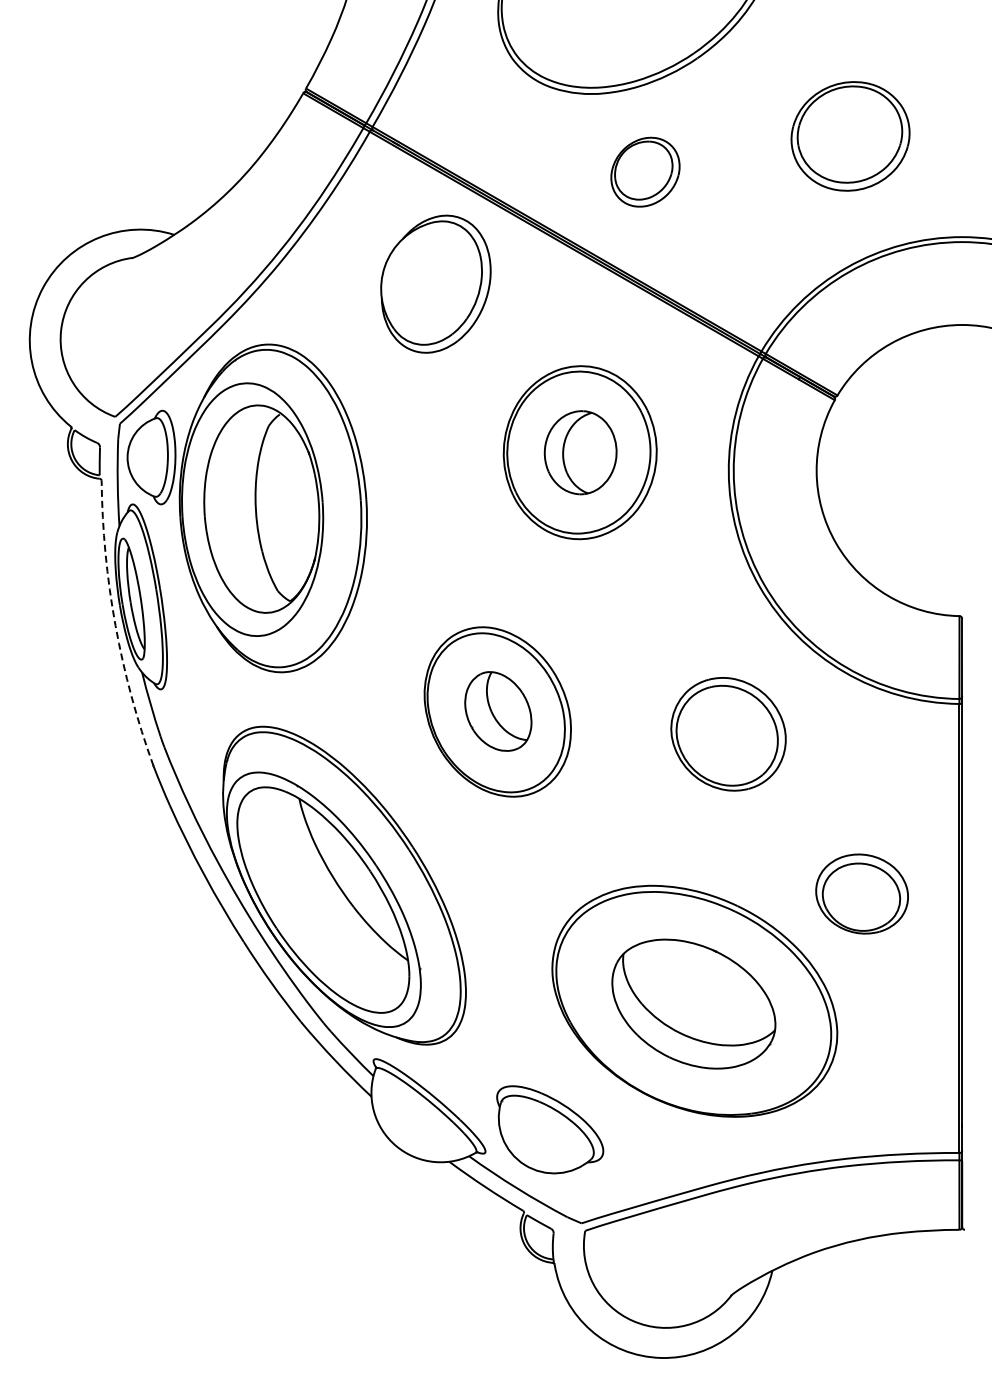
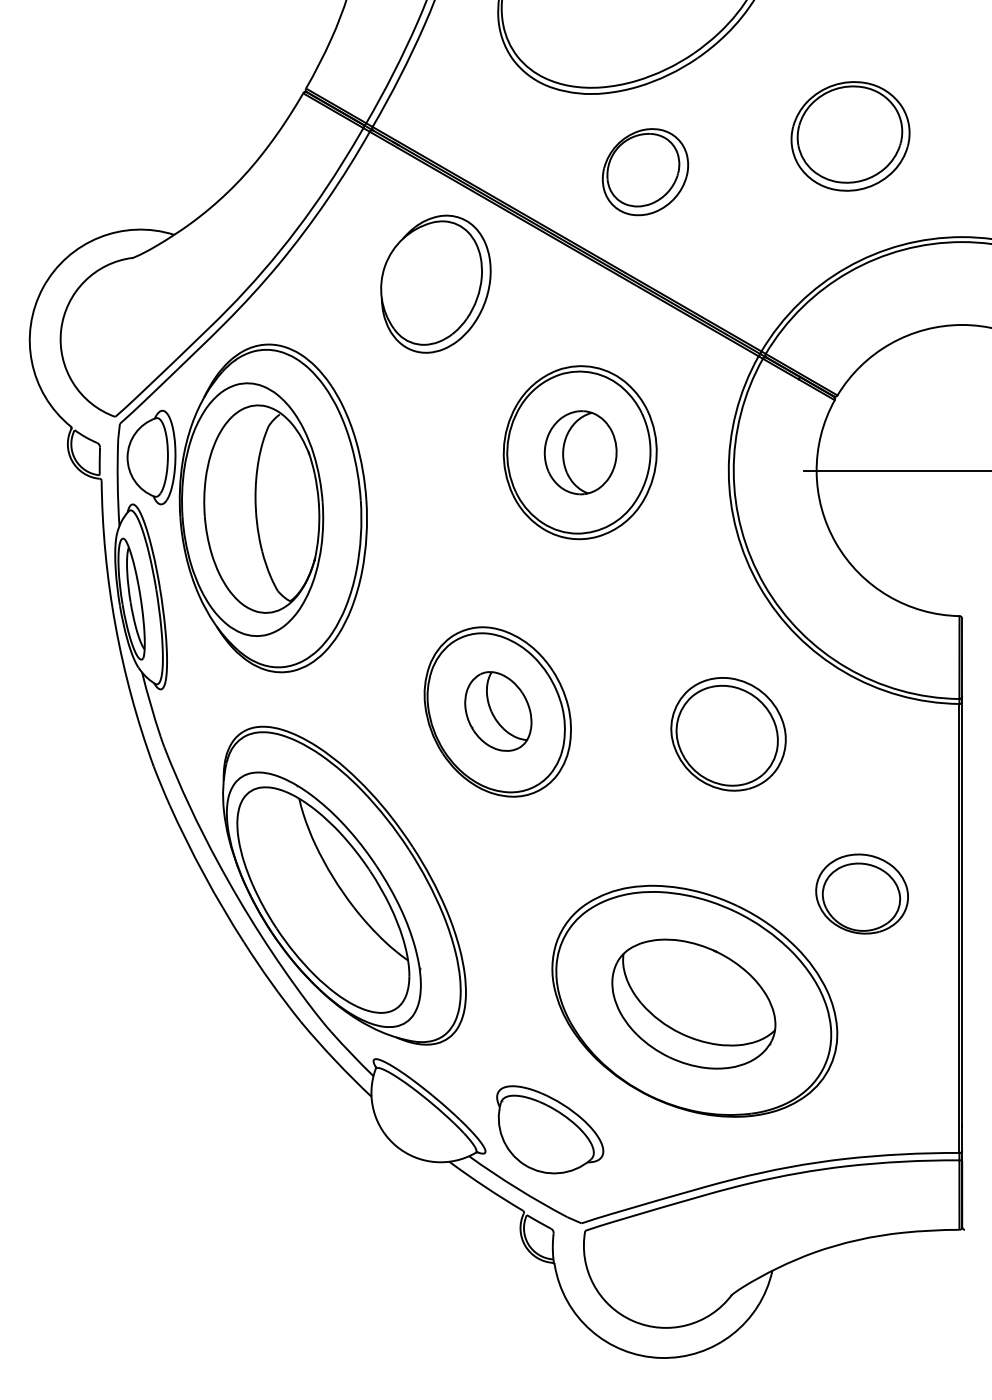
part size: 71x72 px -> 89x89 px (645, 172)
line: none -> present (895, 470)
line: dashed -> solid (115, 625)
